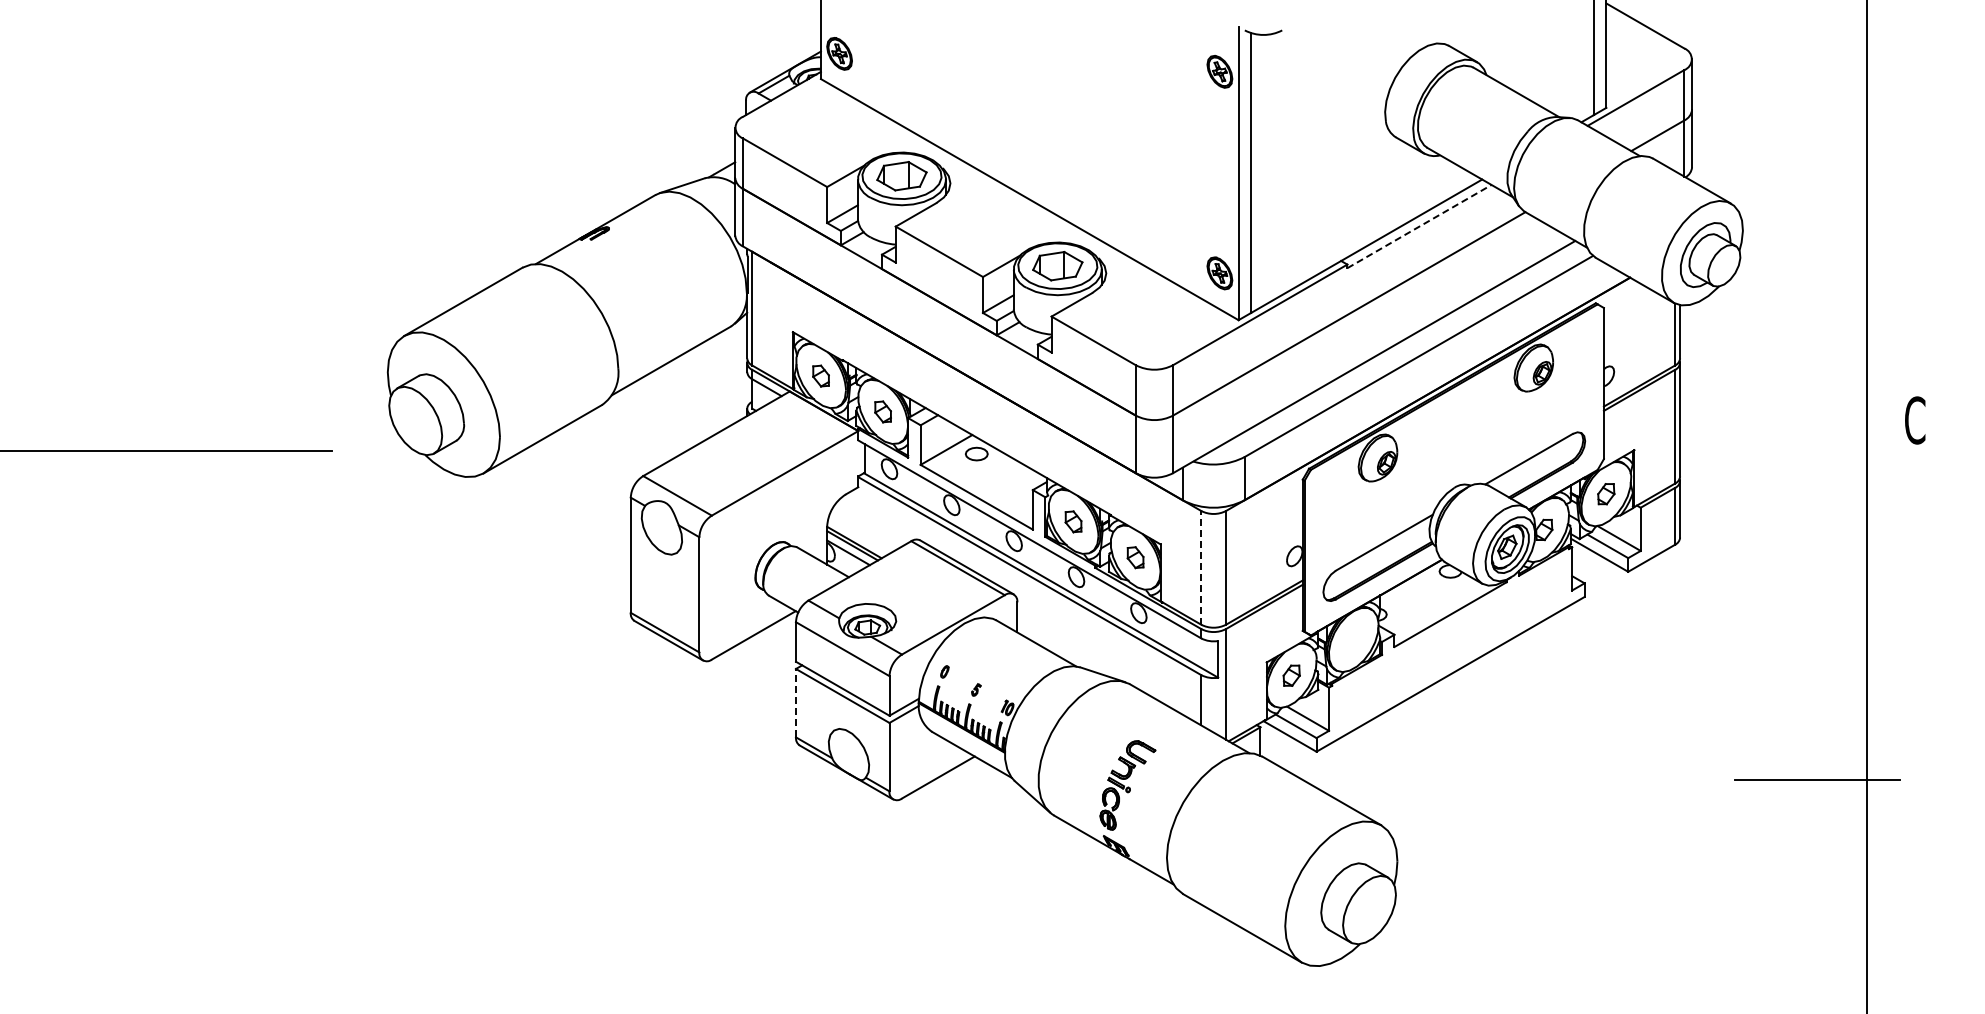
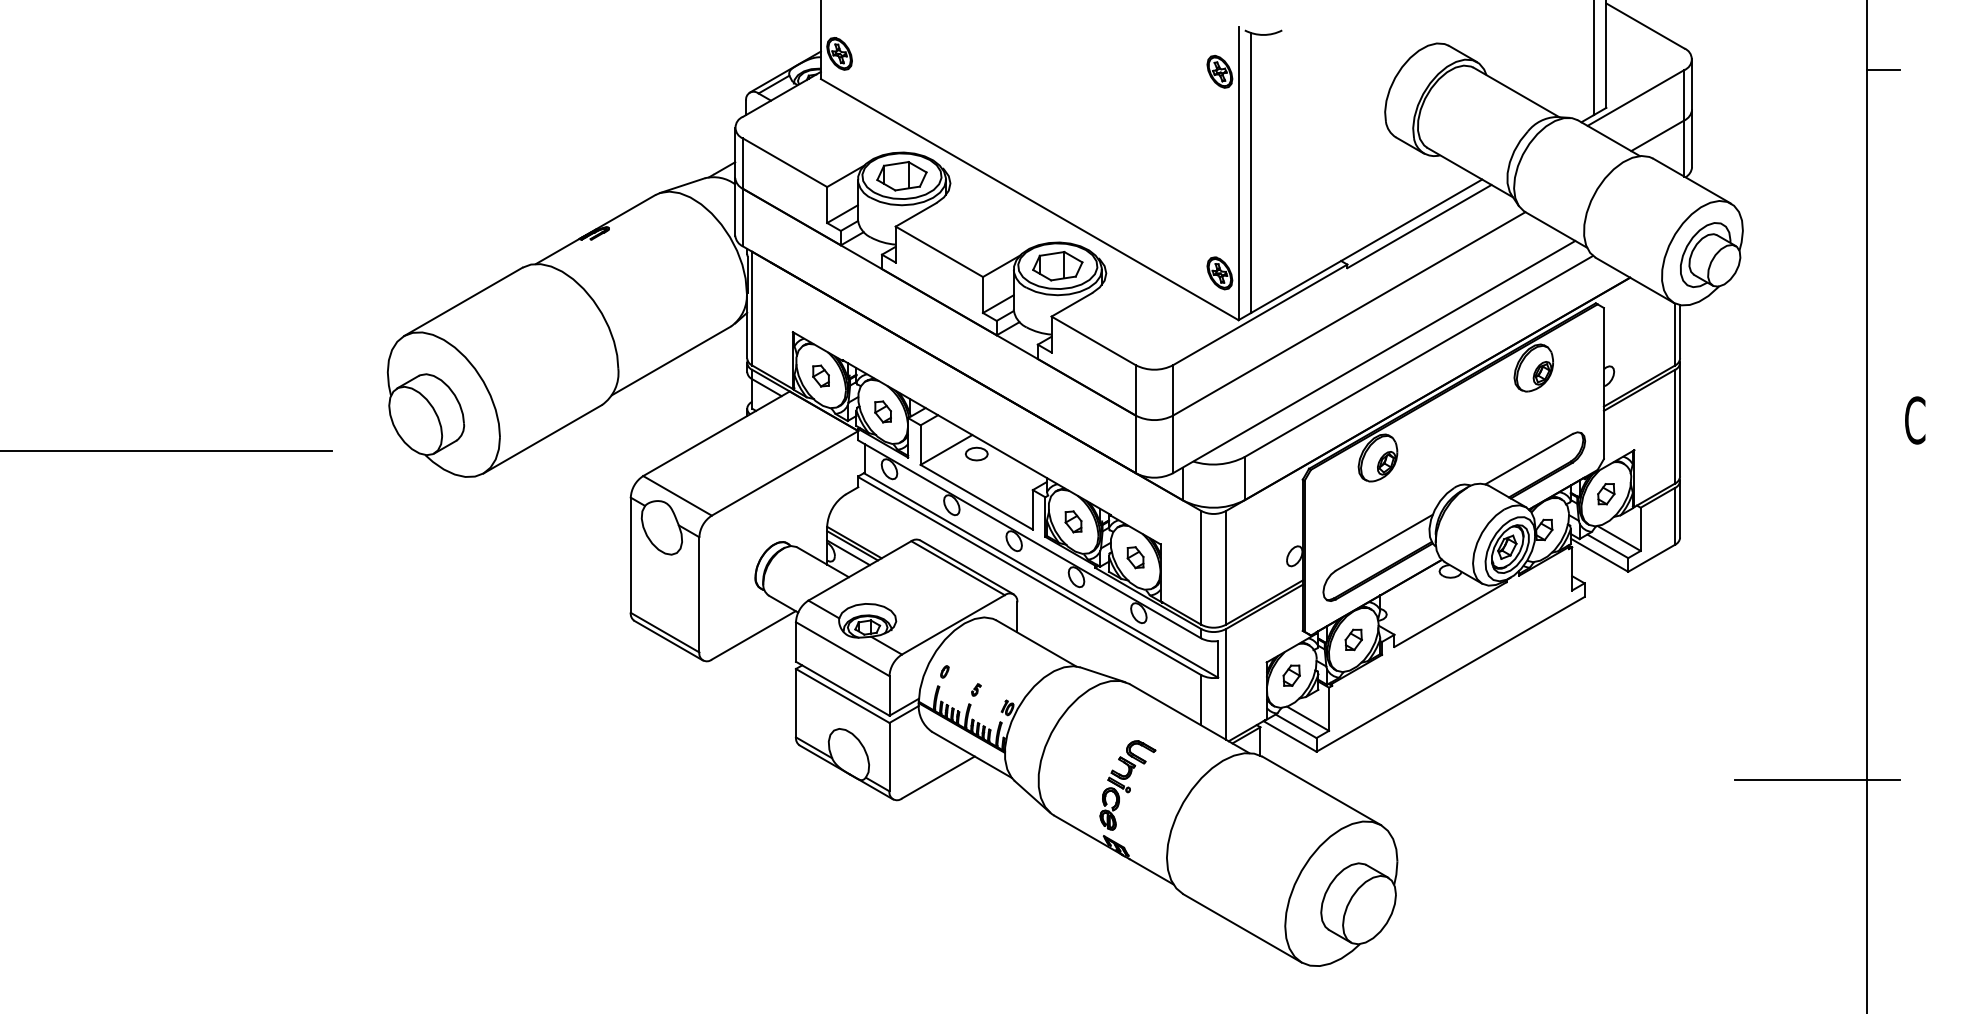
line: none -> present (1882, 69)
line: dashed -> solid (1419, 226)
line: dashed -> solid (1201, 567)
part: none -> present (1353, 639)
line: dashed -> solid (796, 702)
